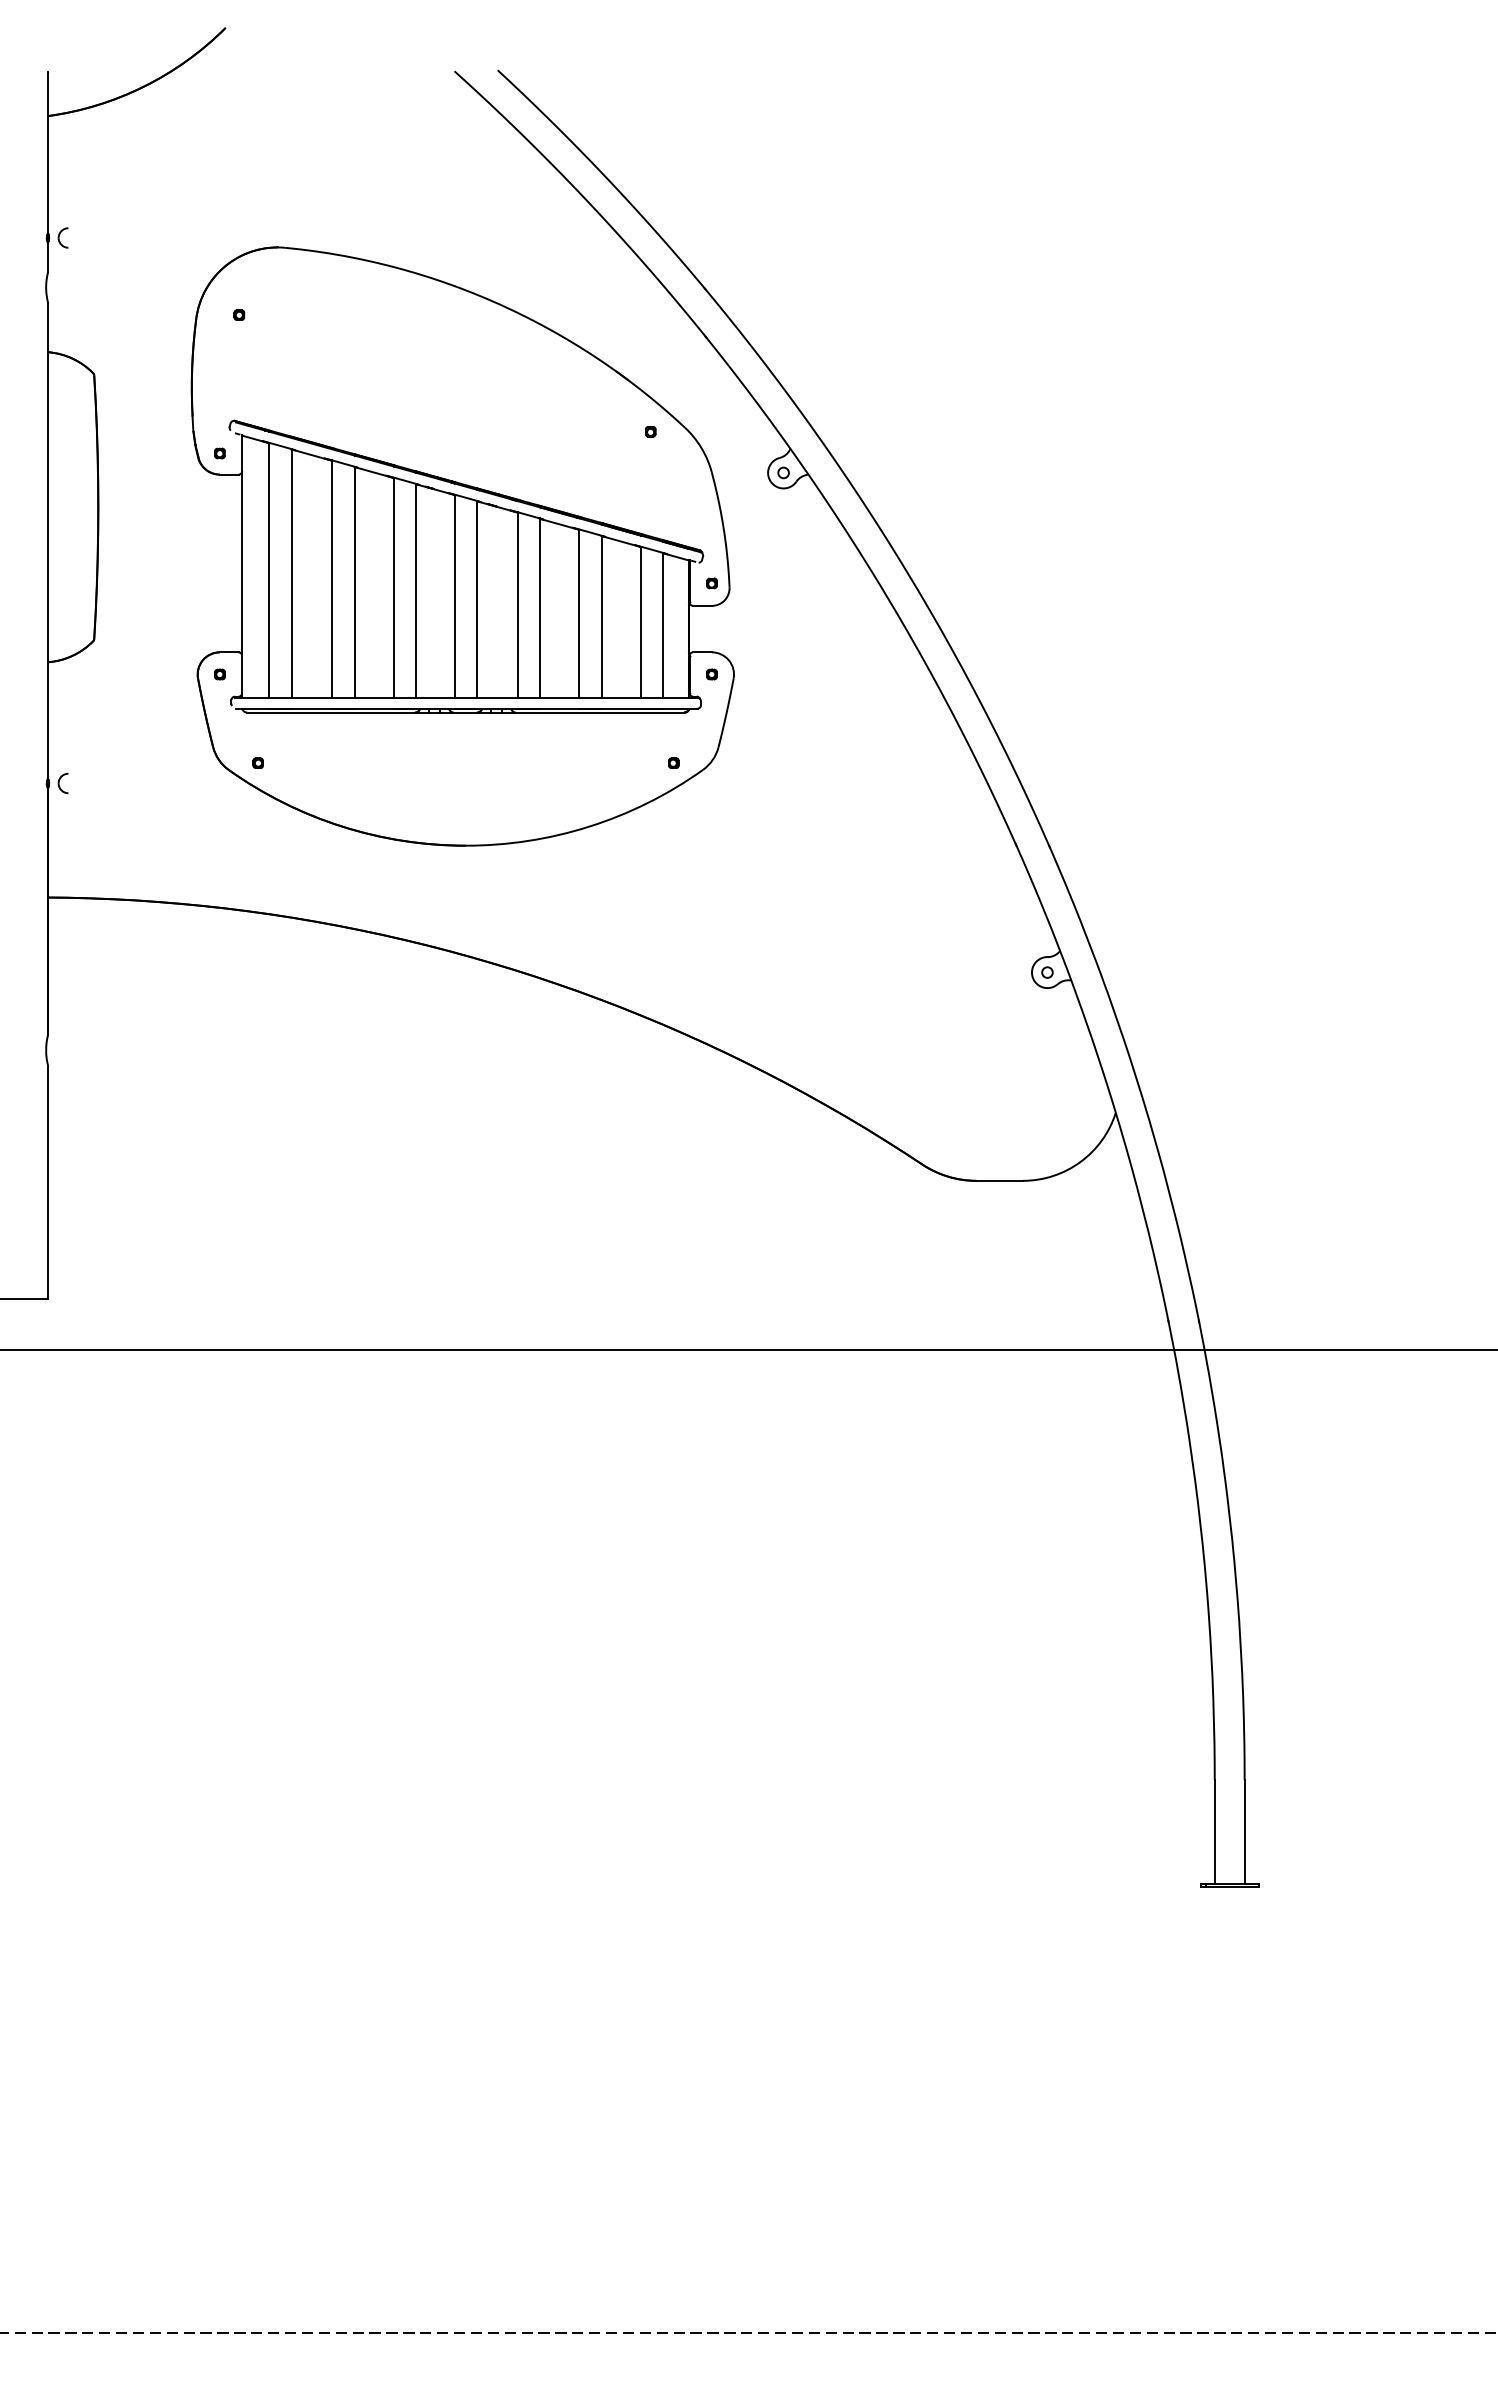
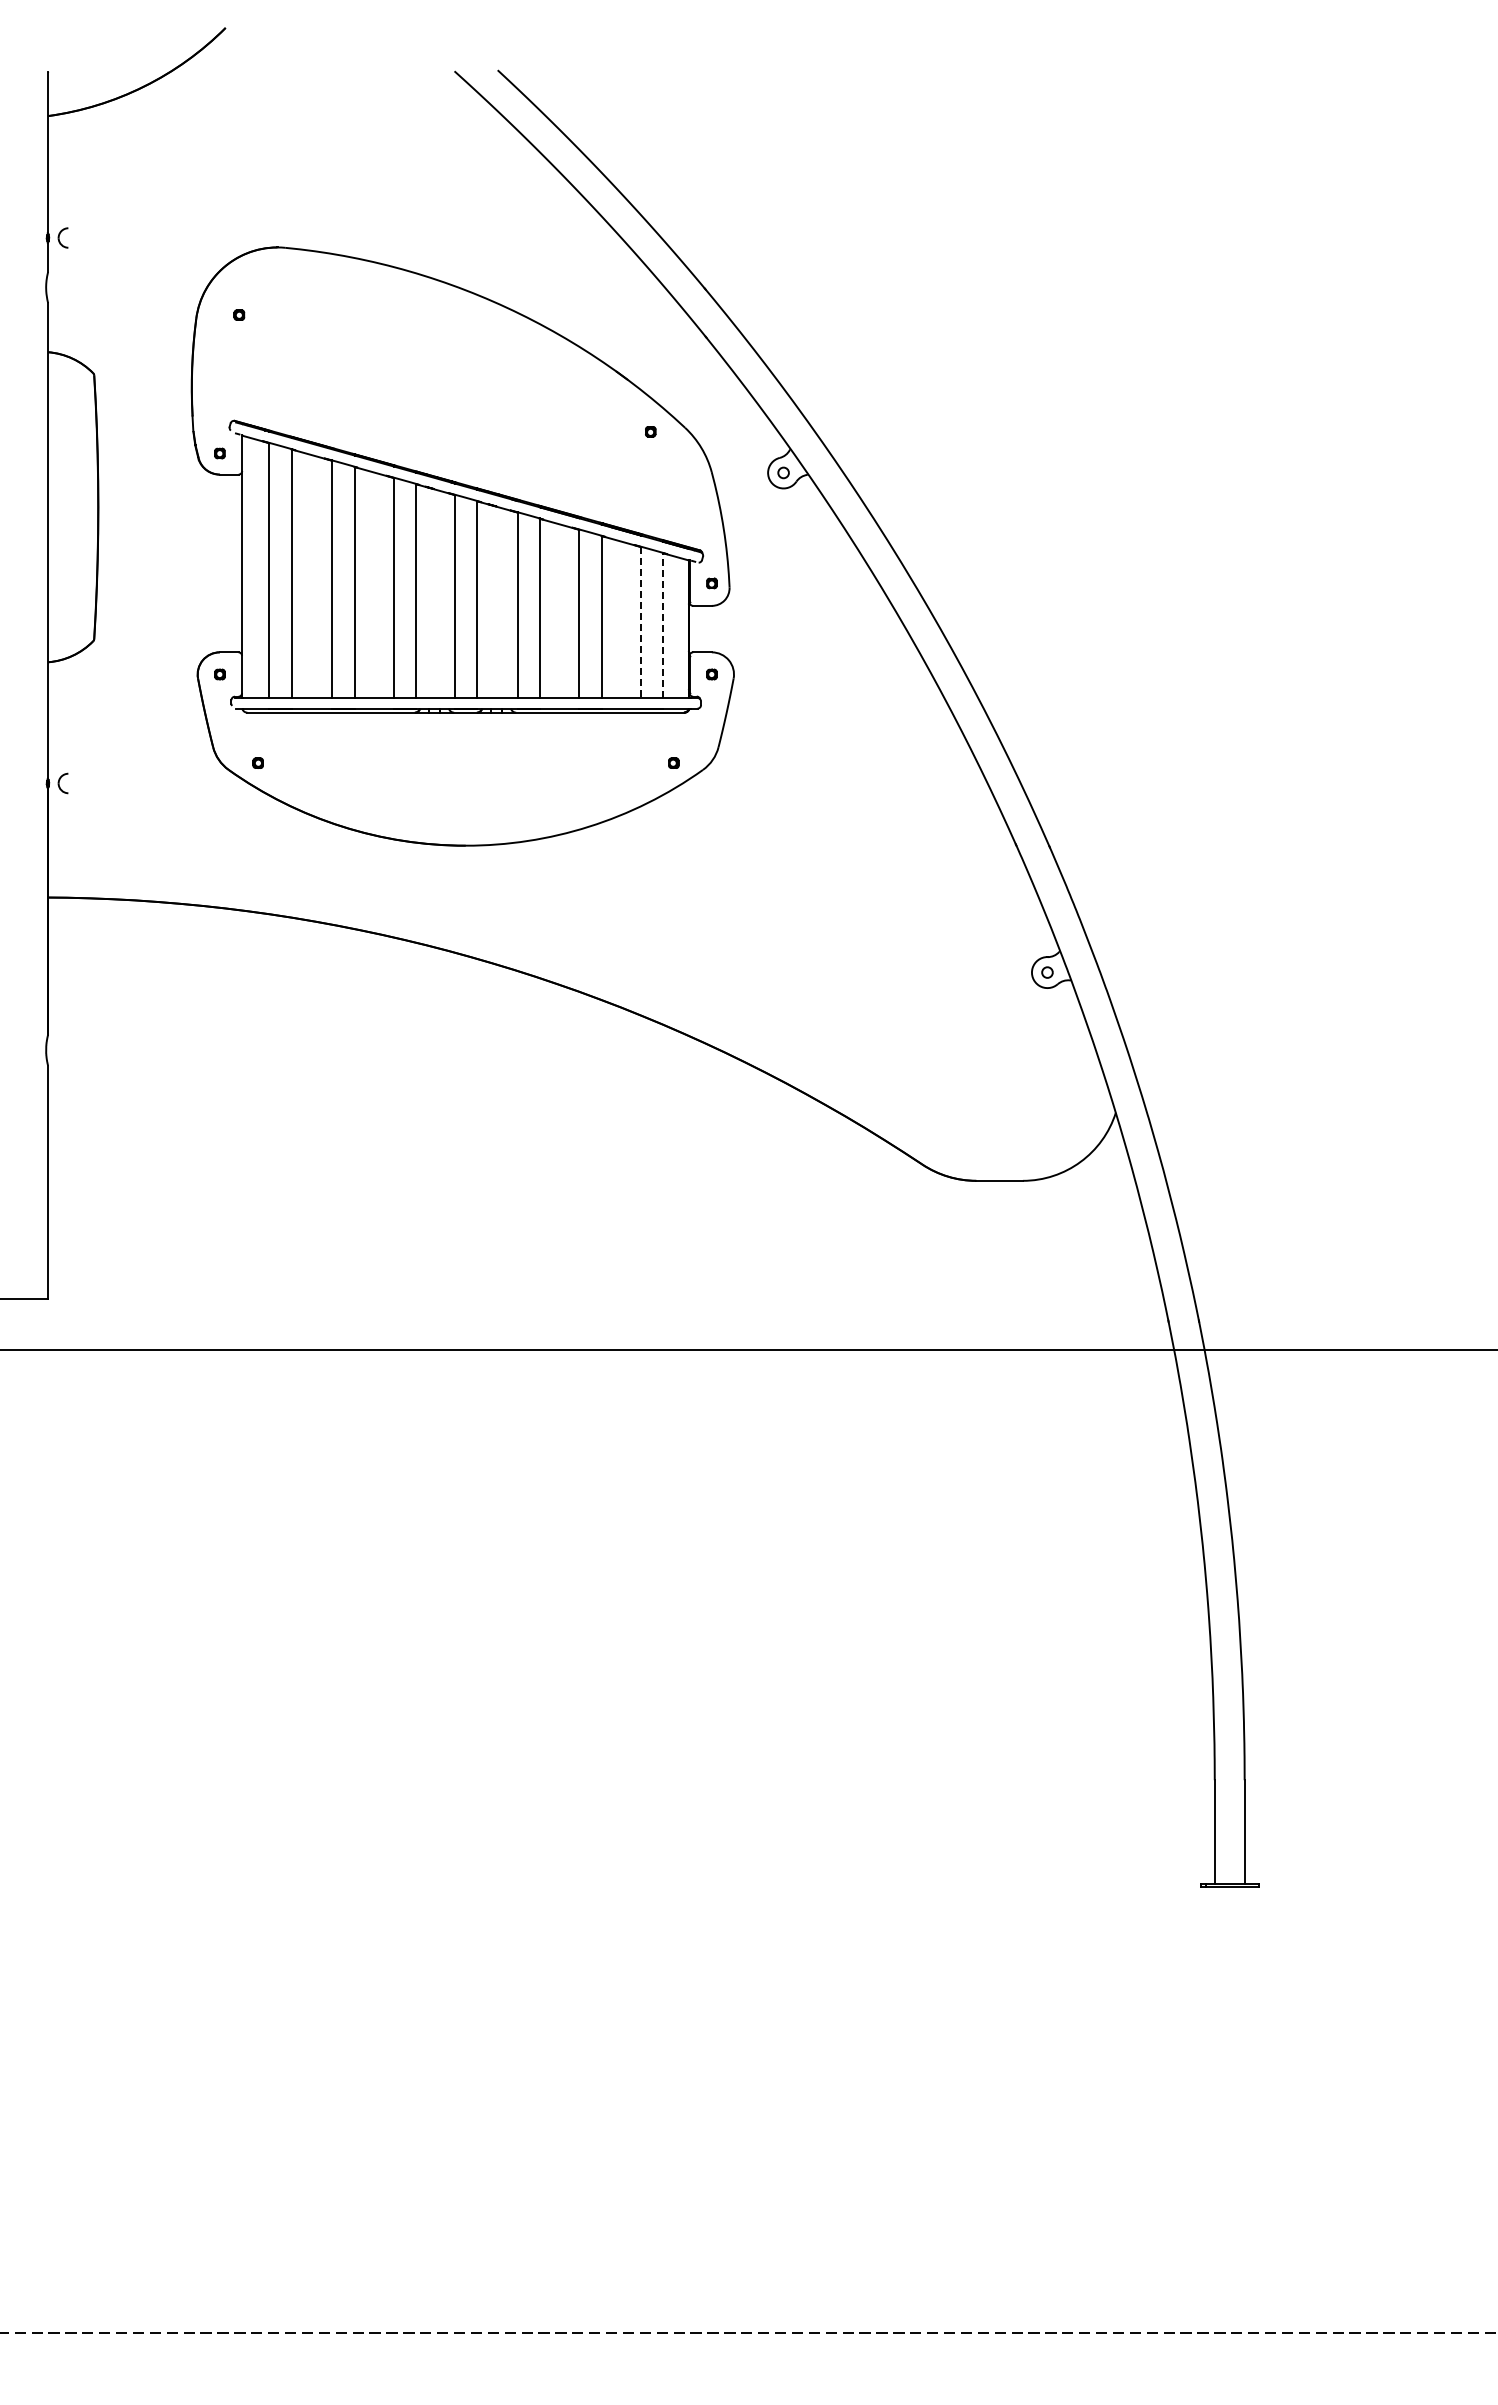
line: solid -> dashed (641, 622)
line: solid -> dashed (663, 625)
